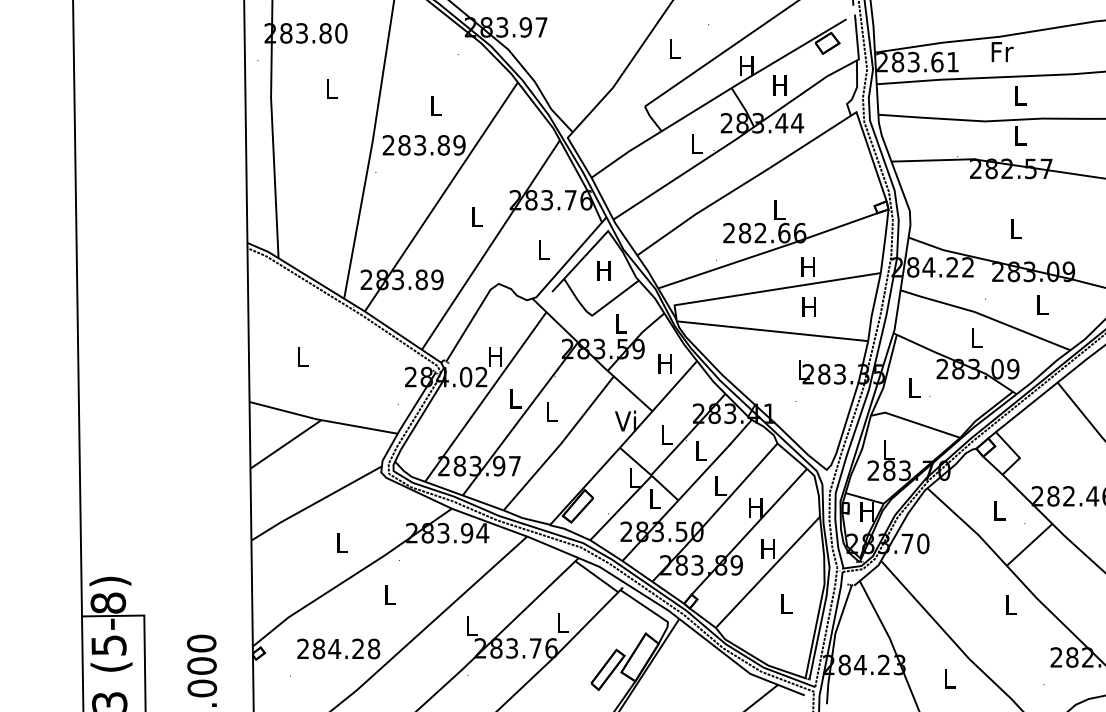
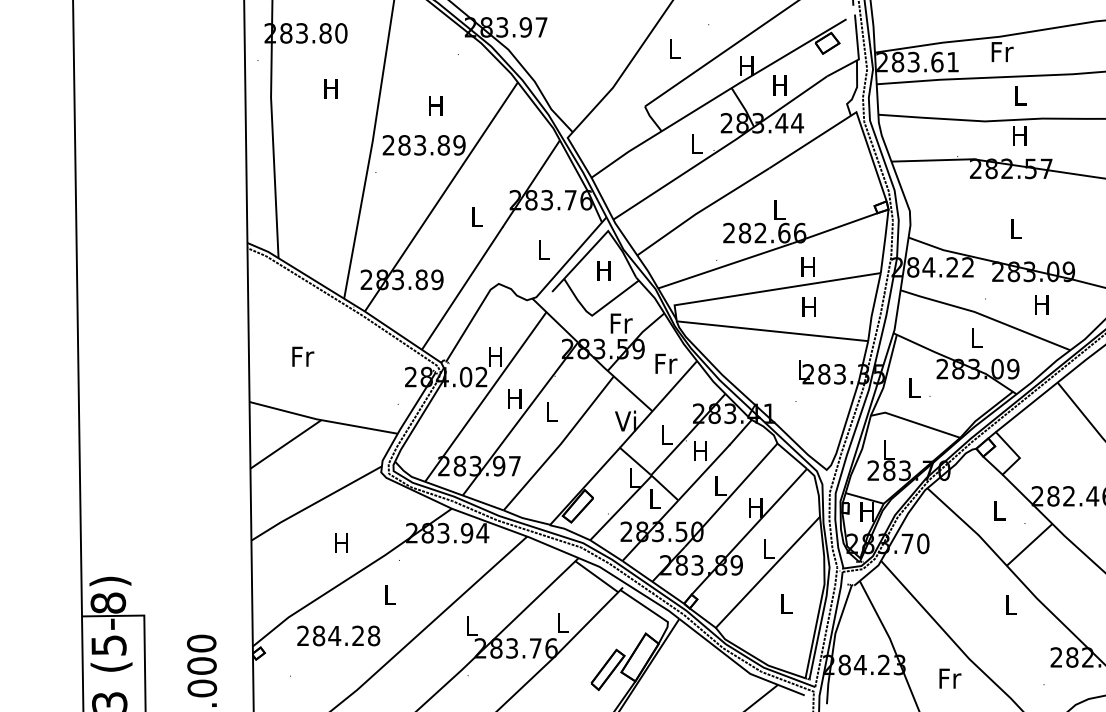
text: L -> H (330, 88)
text: L -> H (435, 105)
text: L -> H (1019, 135)
text: L -> H (1041, 304)
text: L -> Fr (621, 323)
text: L -> Fr (303, 356)
text: H -> Fr (666, 363)
text: L -> H (514, 398)
text: L -> H (700, 450)
text: L -> H (341, 542)
text: H -> L (767, 548)
text position: (338, 648) -> (338, 635) (338, 635)
text: L -> Fr (950, 678)
